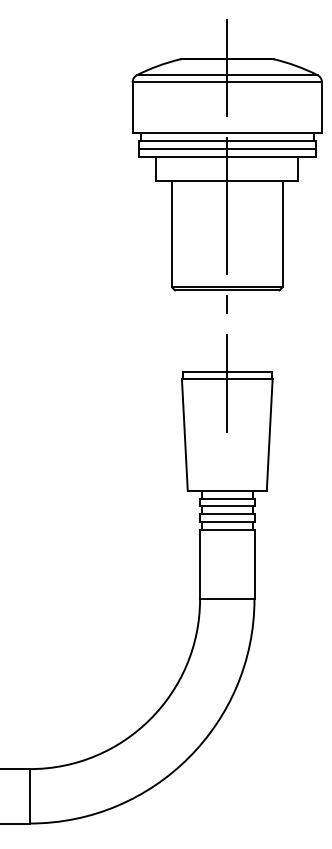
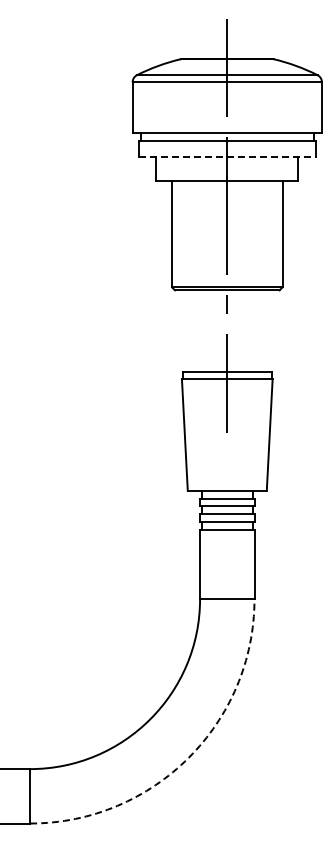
line: present -> none (227, 149)
line: solid -> dashed (227, 157)
arc: solid -> dashed (188, 757)
